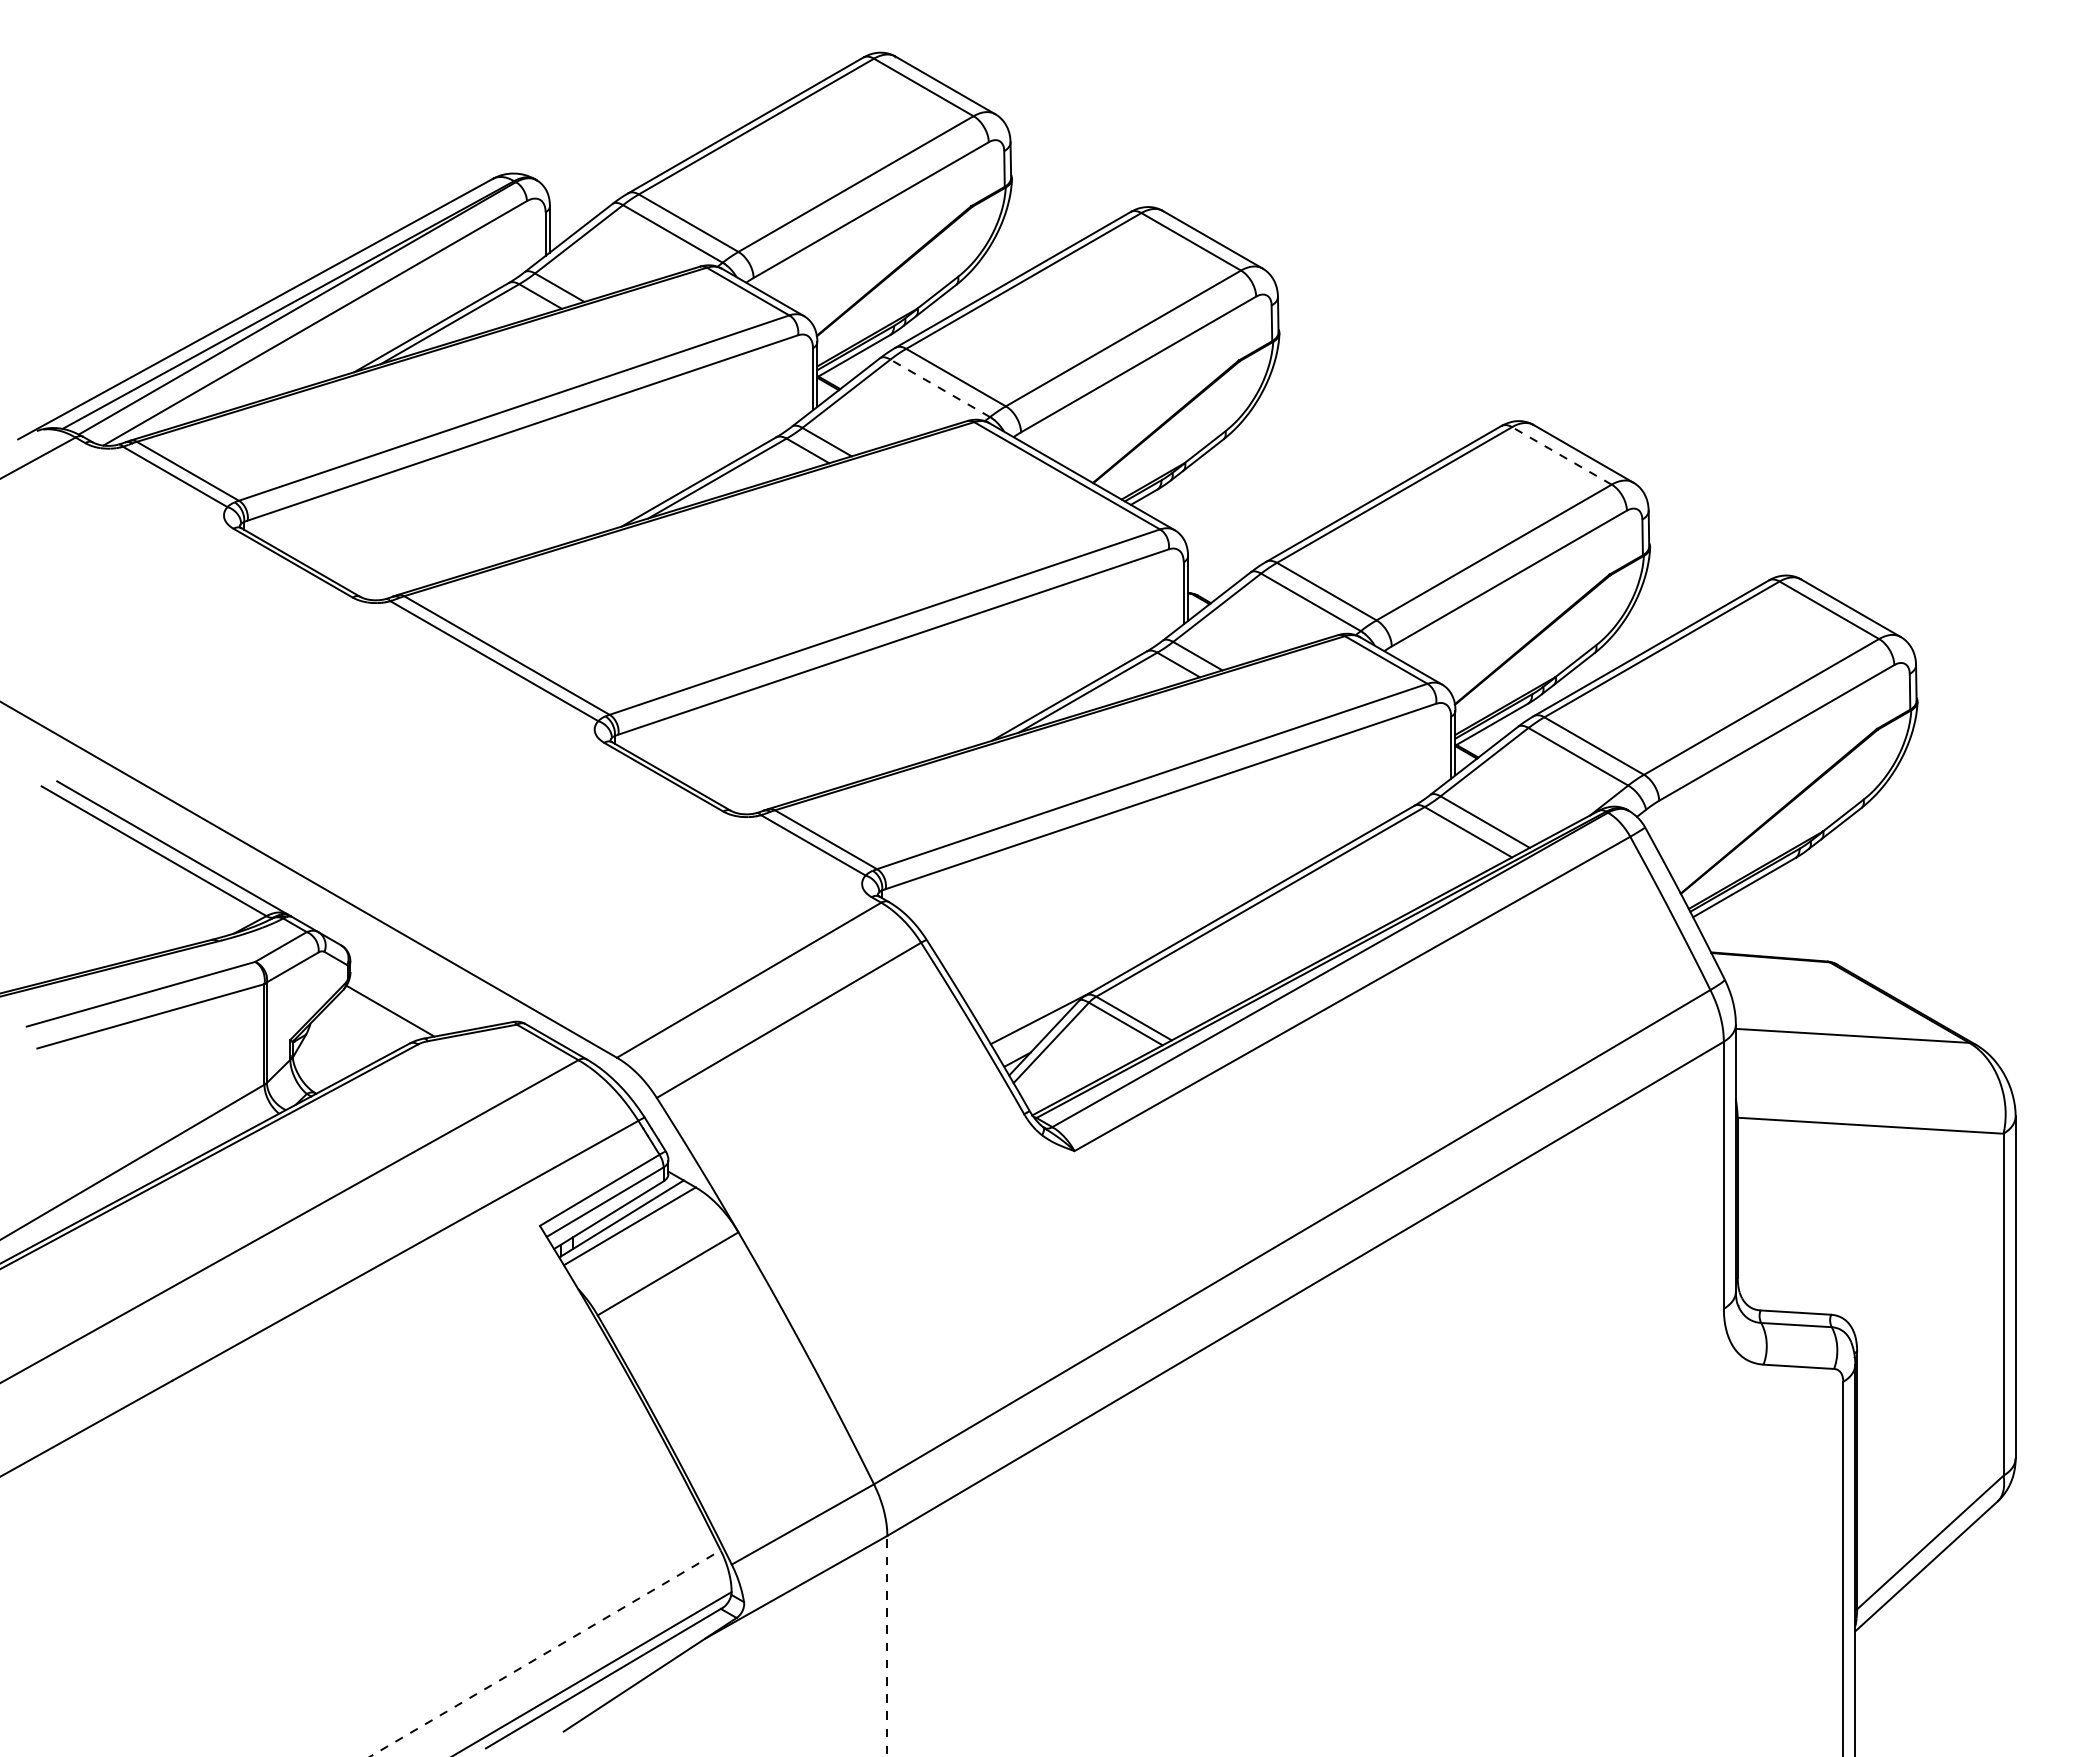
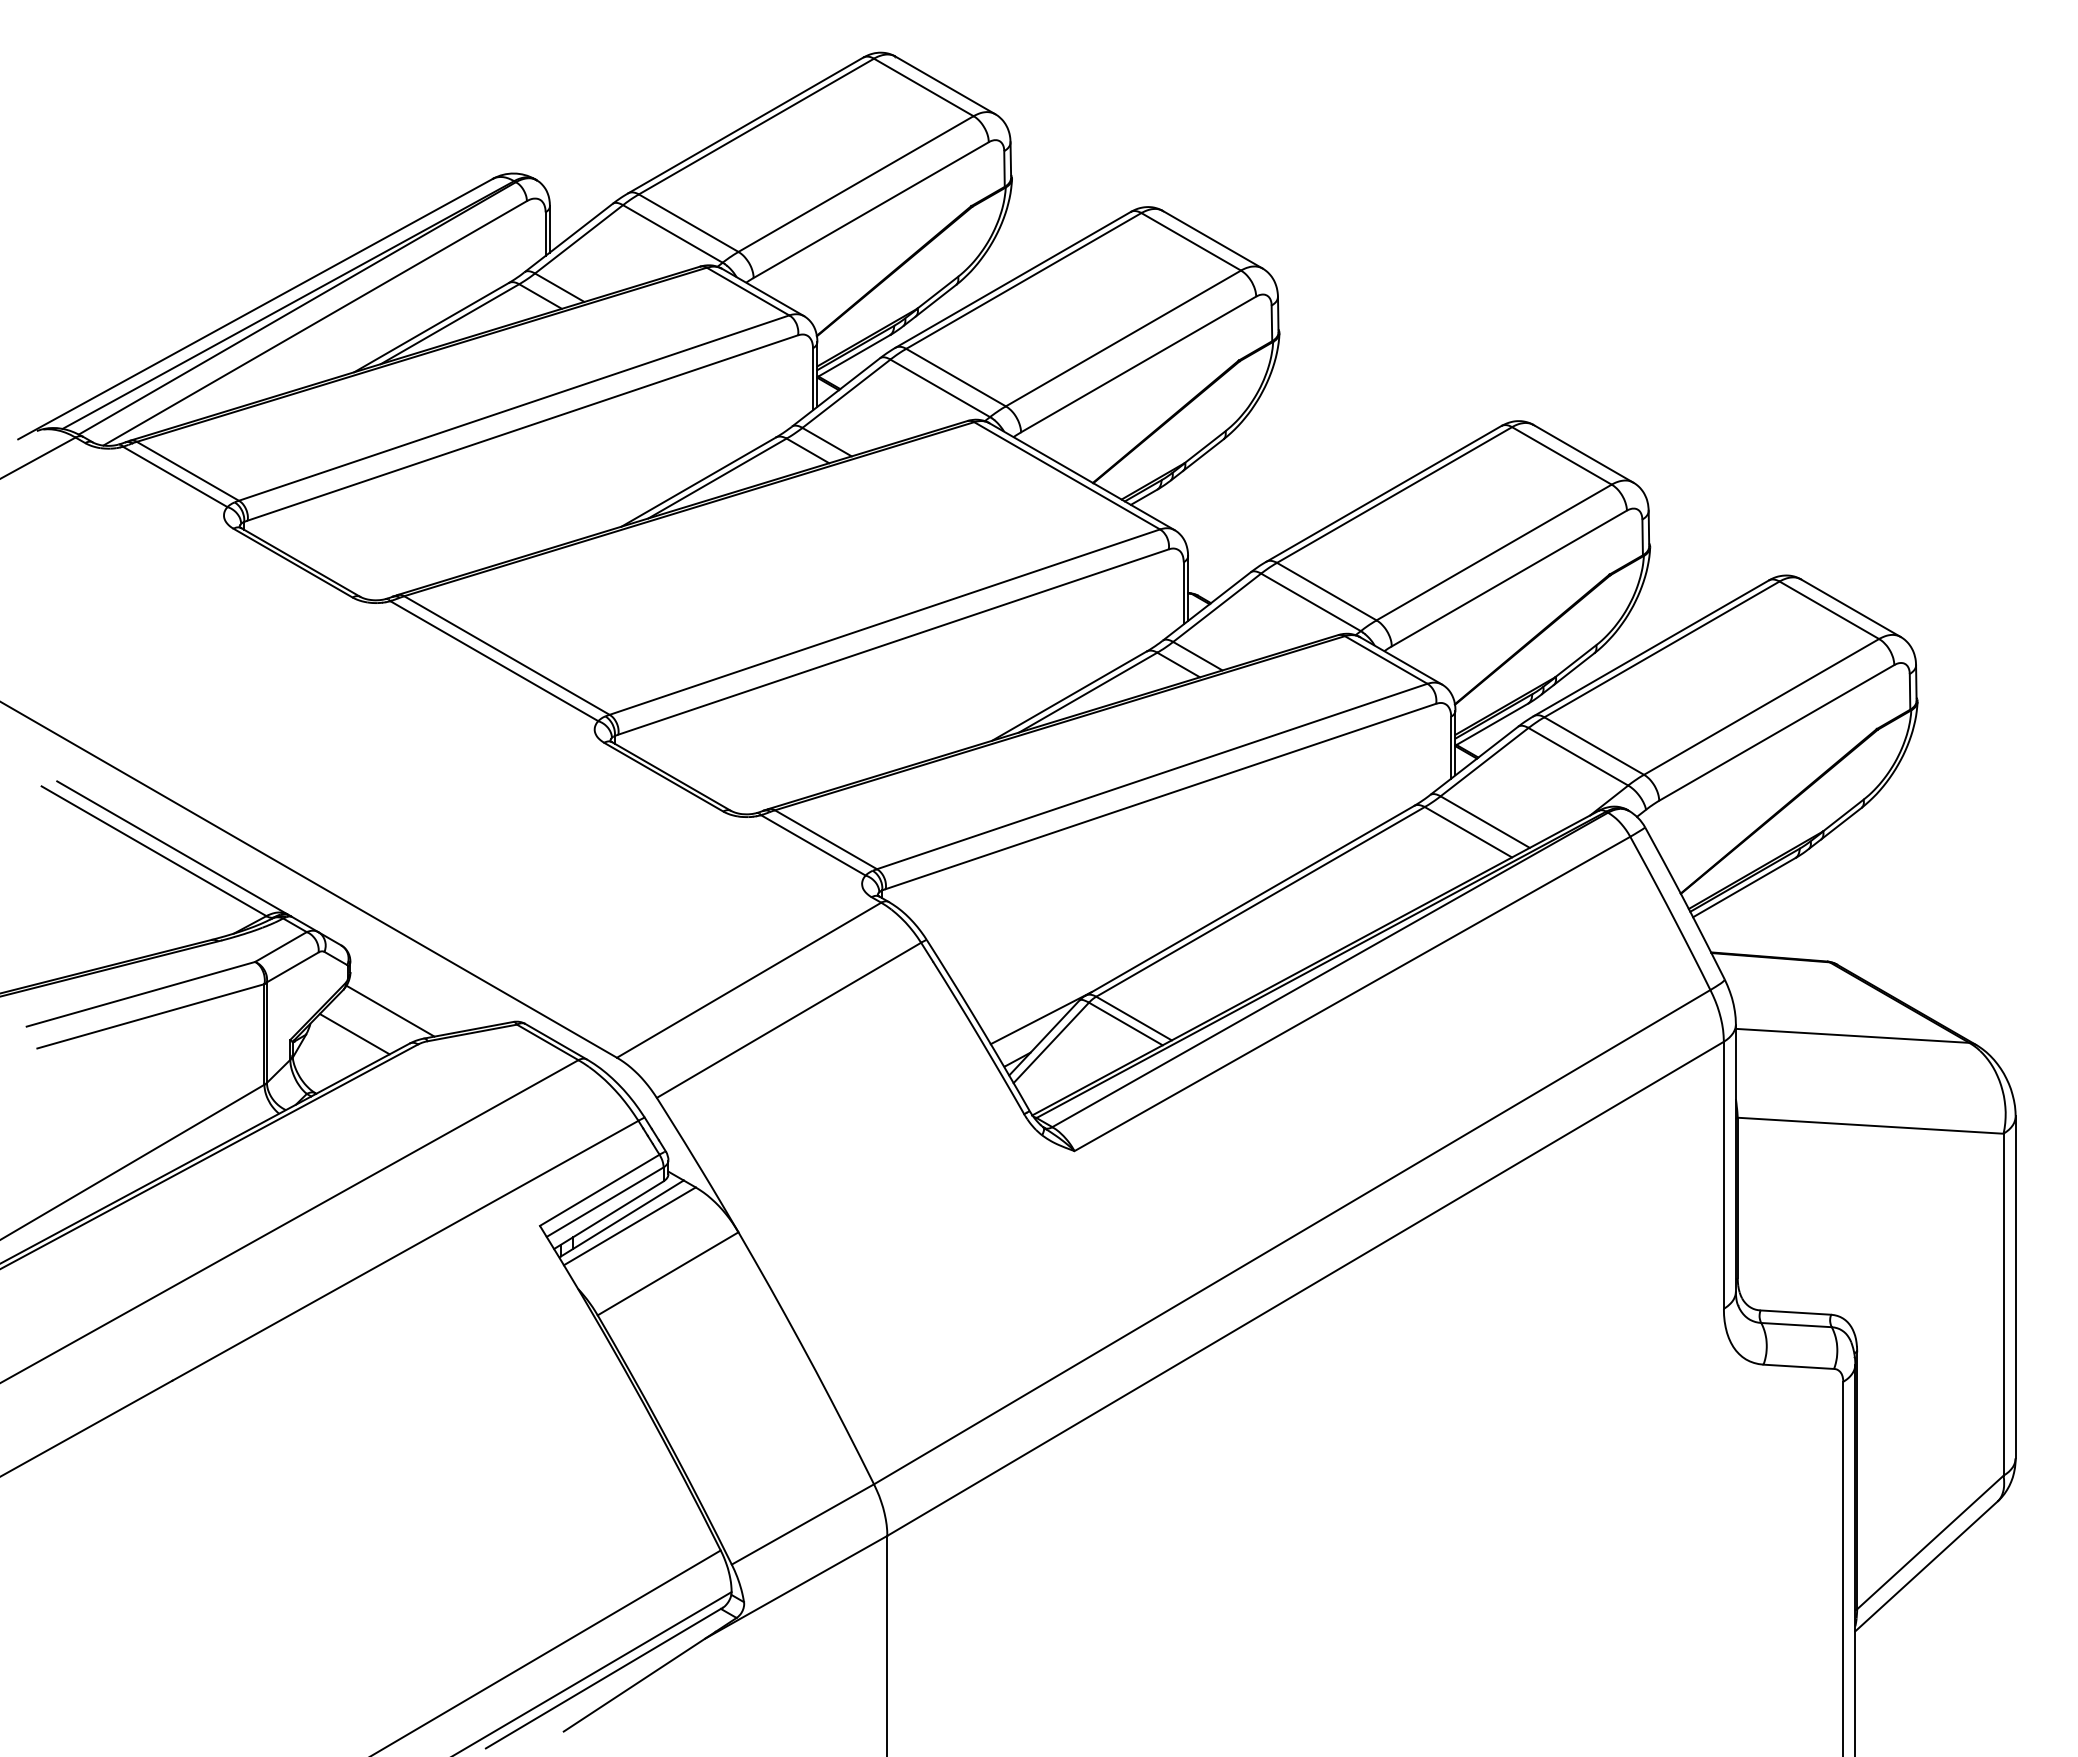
line: dashed -> solid (940, 388)
line: dashed -> solid (1561, 455)
line: none -> present (354, 1034)
line: dashed -> solid (887, 1645)
line: dashed -> solid (545, 1653)
